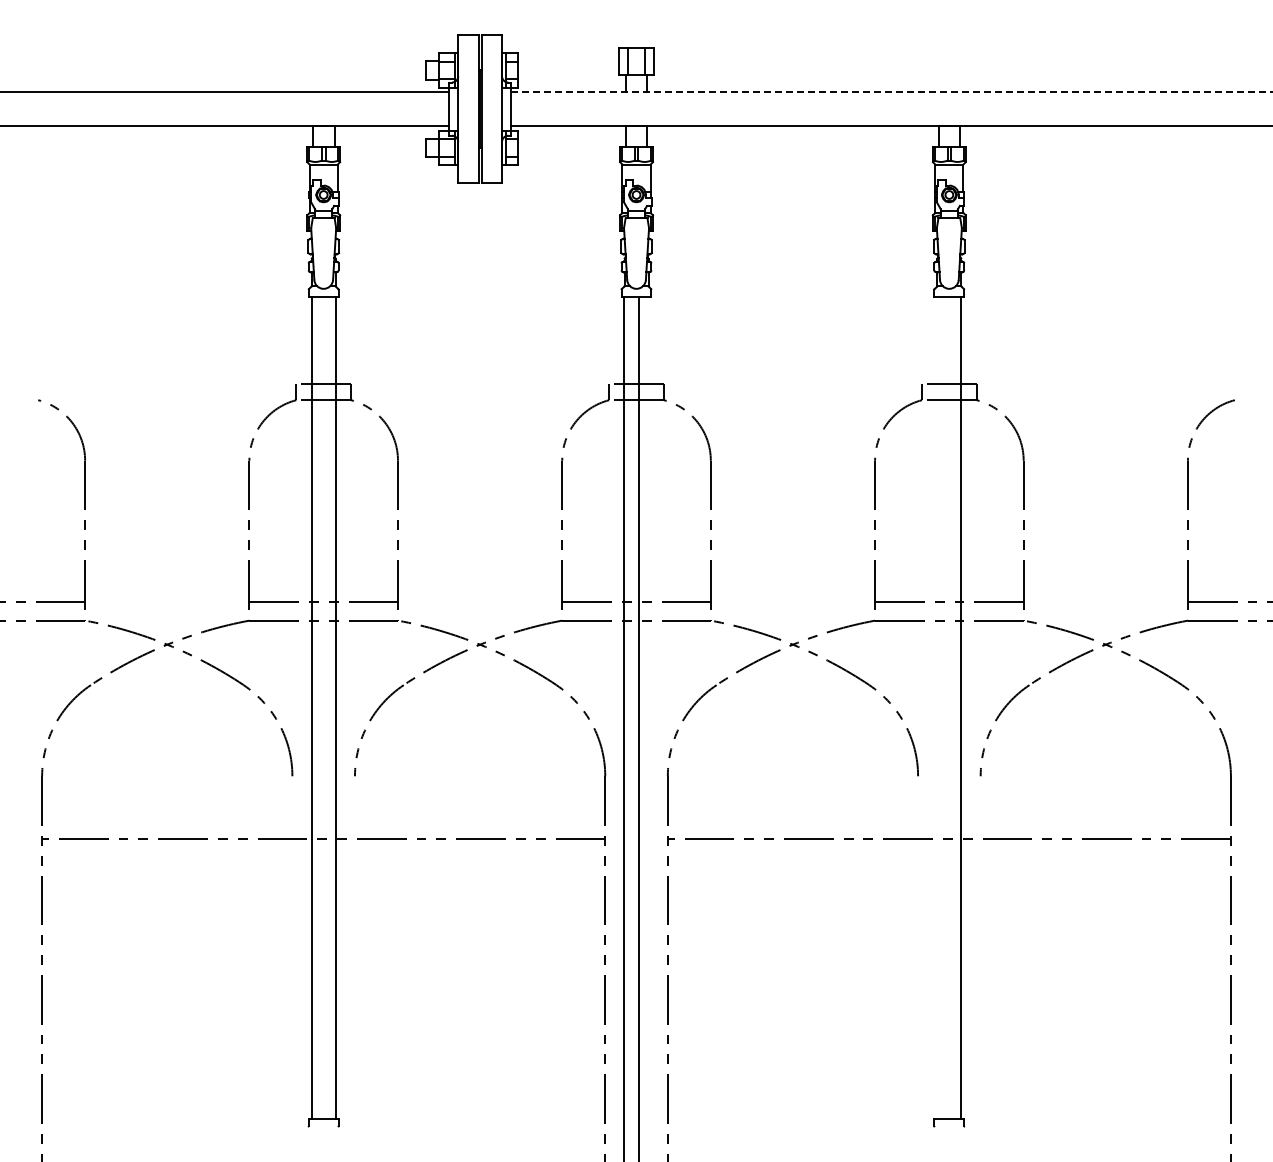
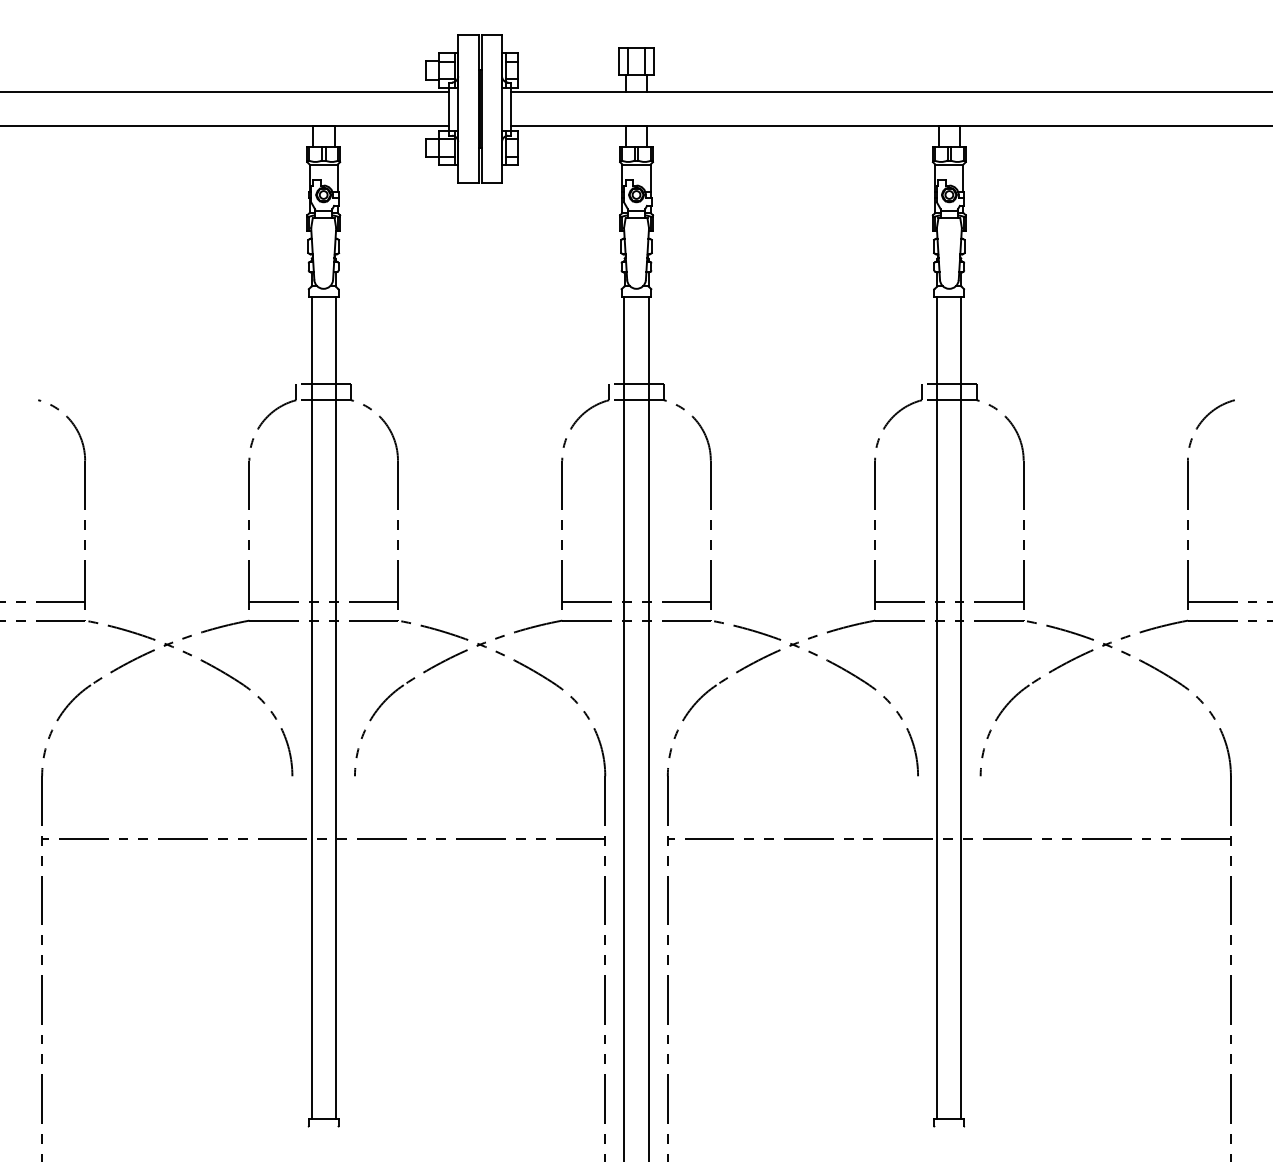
line: dashed -> solid (892, 92)
line: none -> present (937, 707)
line position: (638, 727) -> (648, 727) (648, 727)
